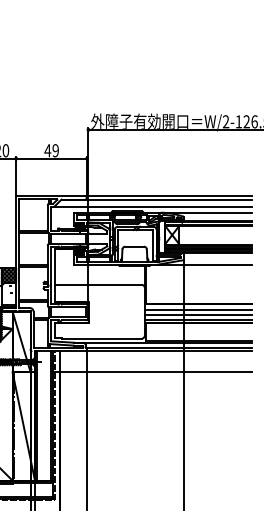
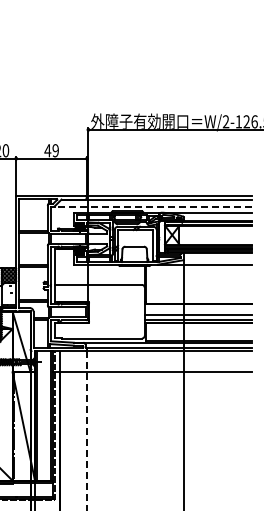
line: solid -> dashed (153, 206)
line: present -> none (198, 309)
line: solid -> dashed (87, 431)
